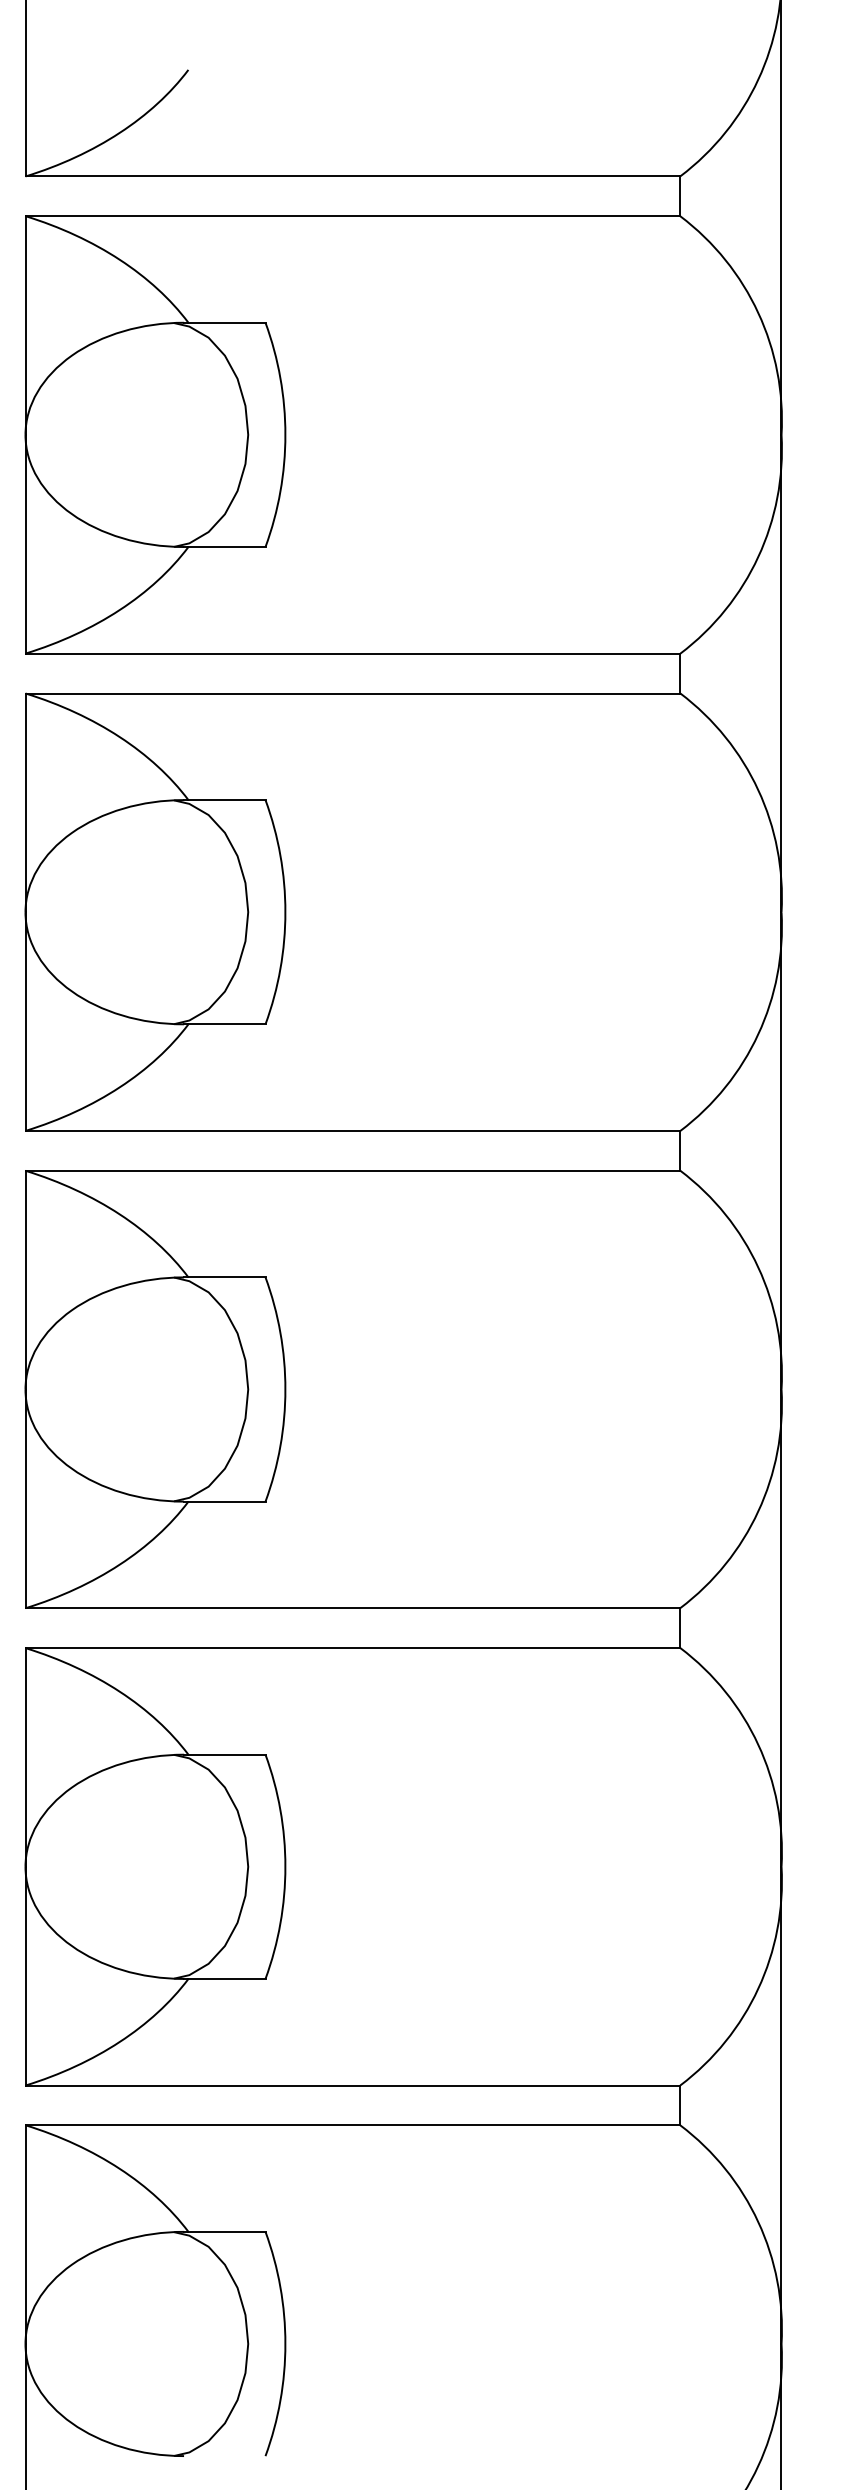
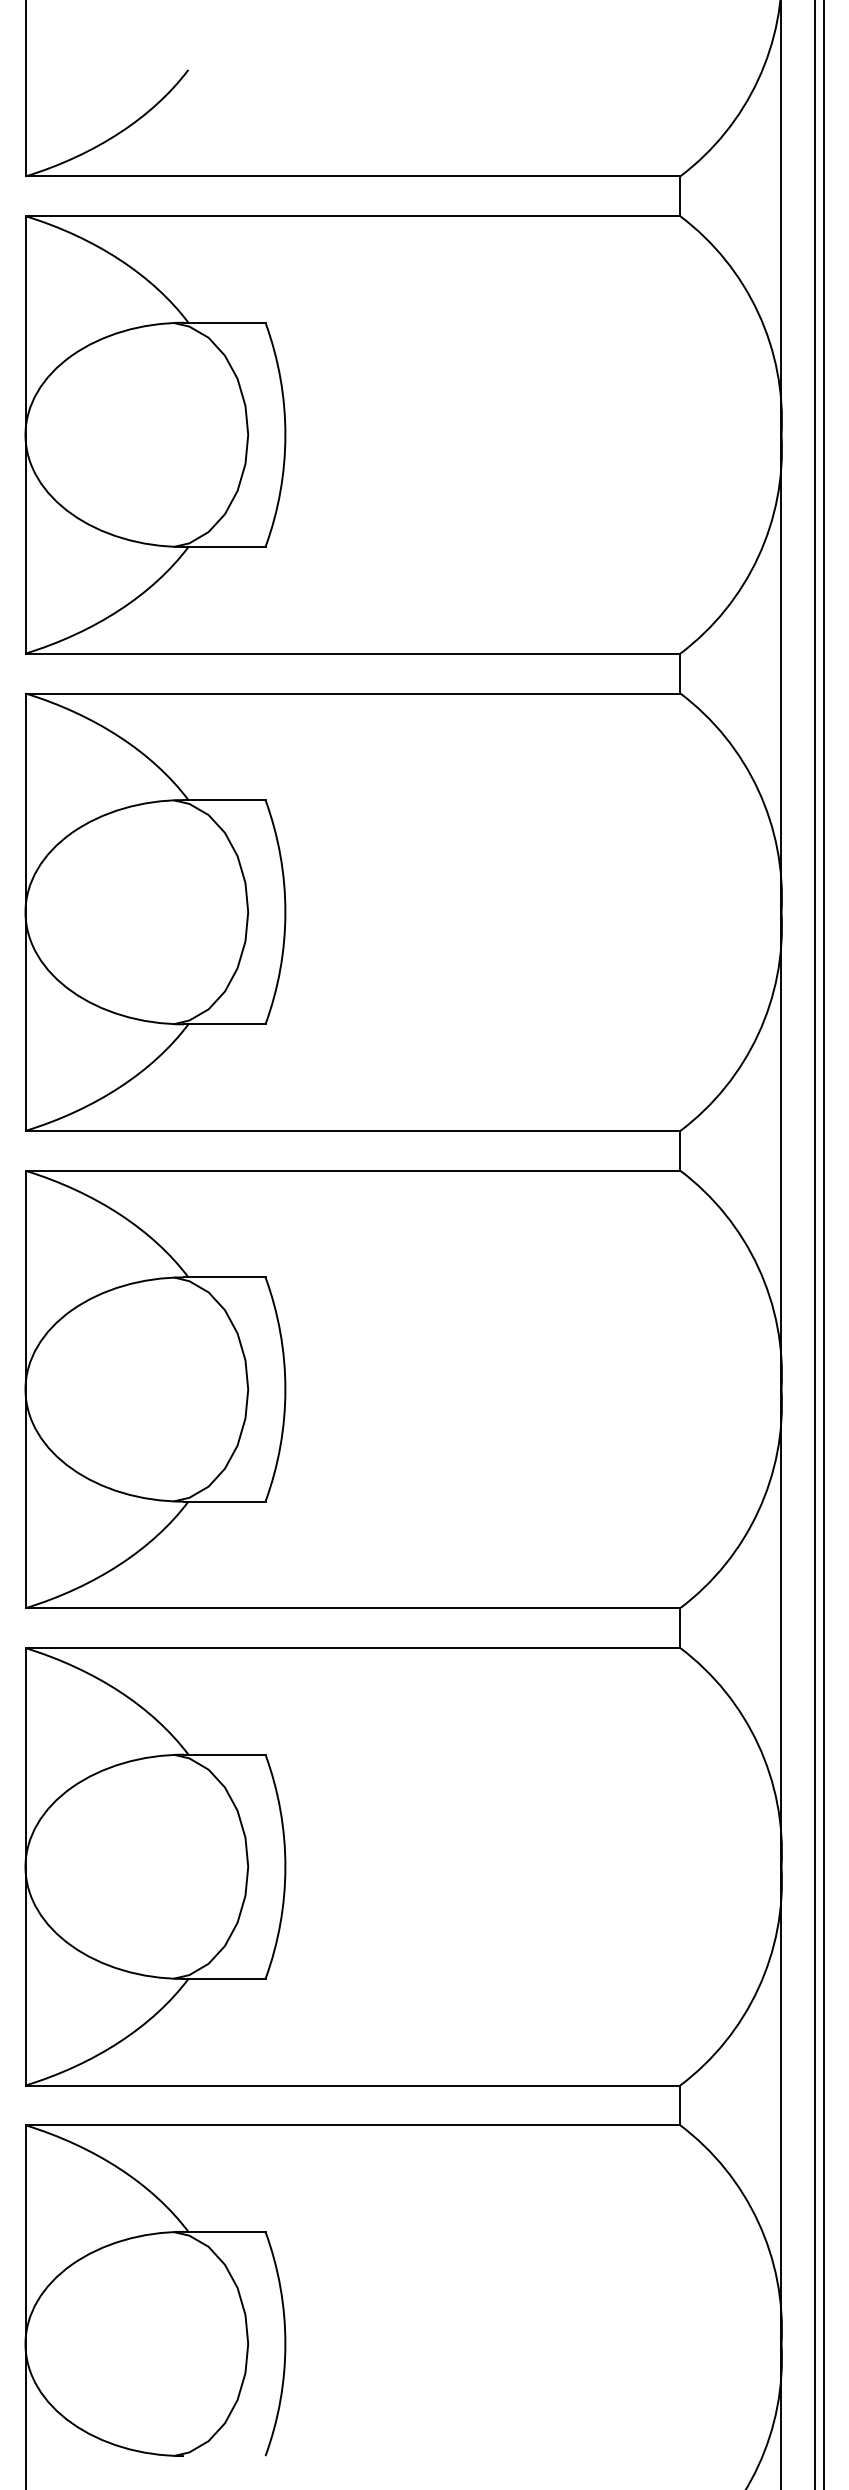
line: none -> present (815, 1244)
line: none -> present (823, 1244)
